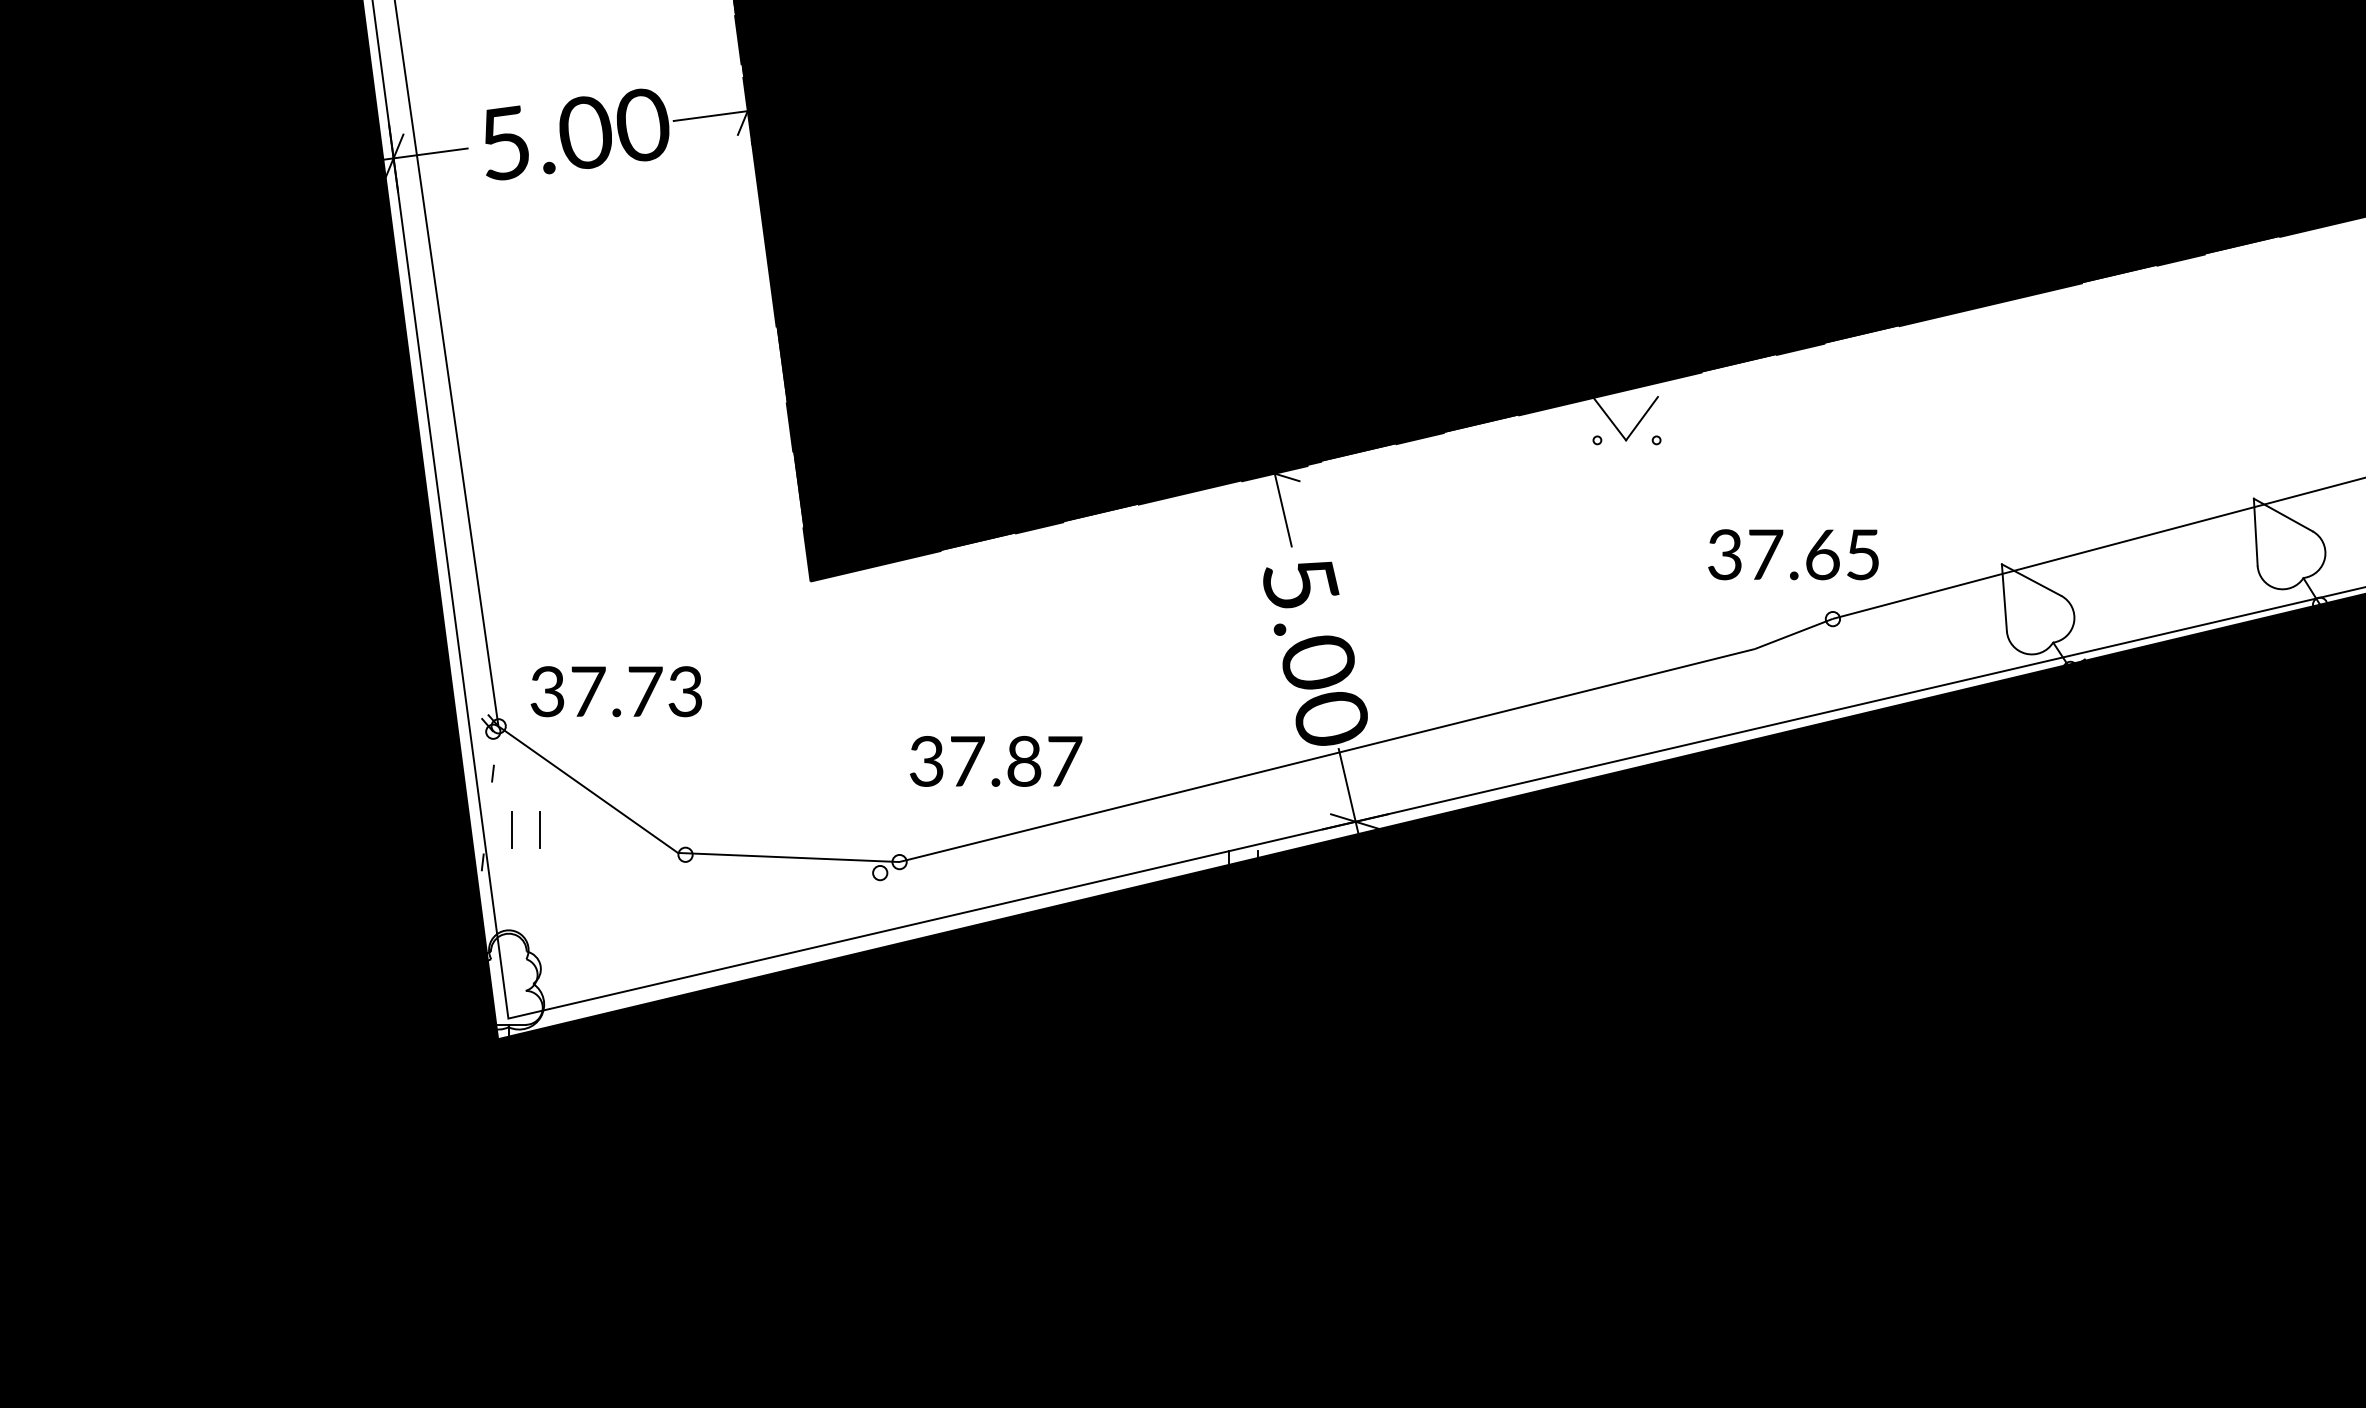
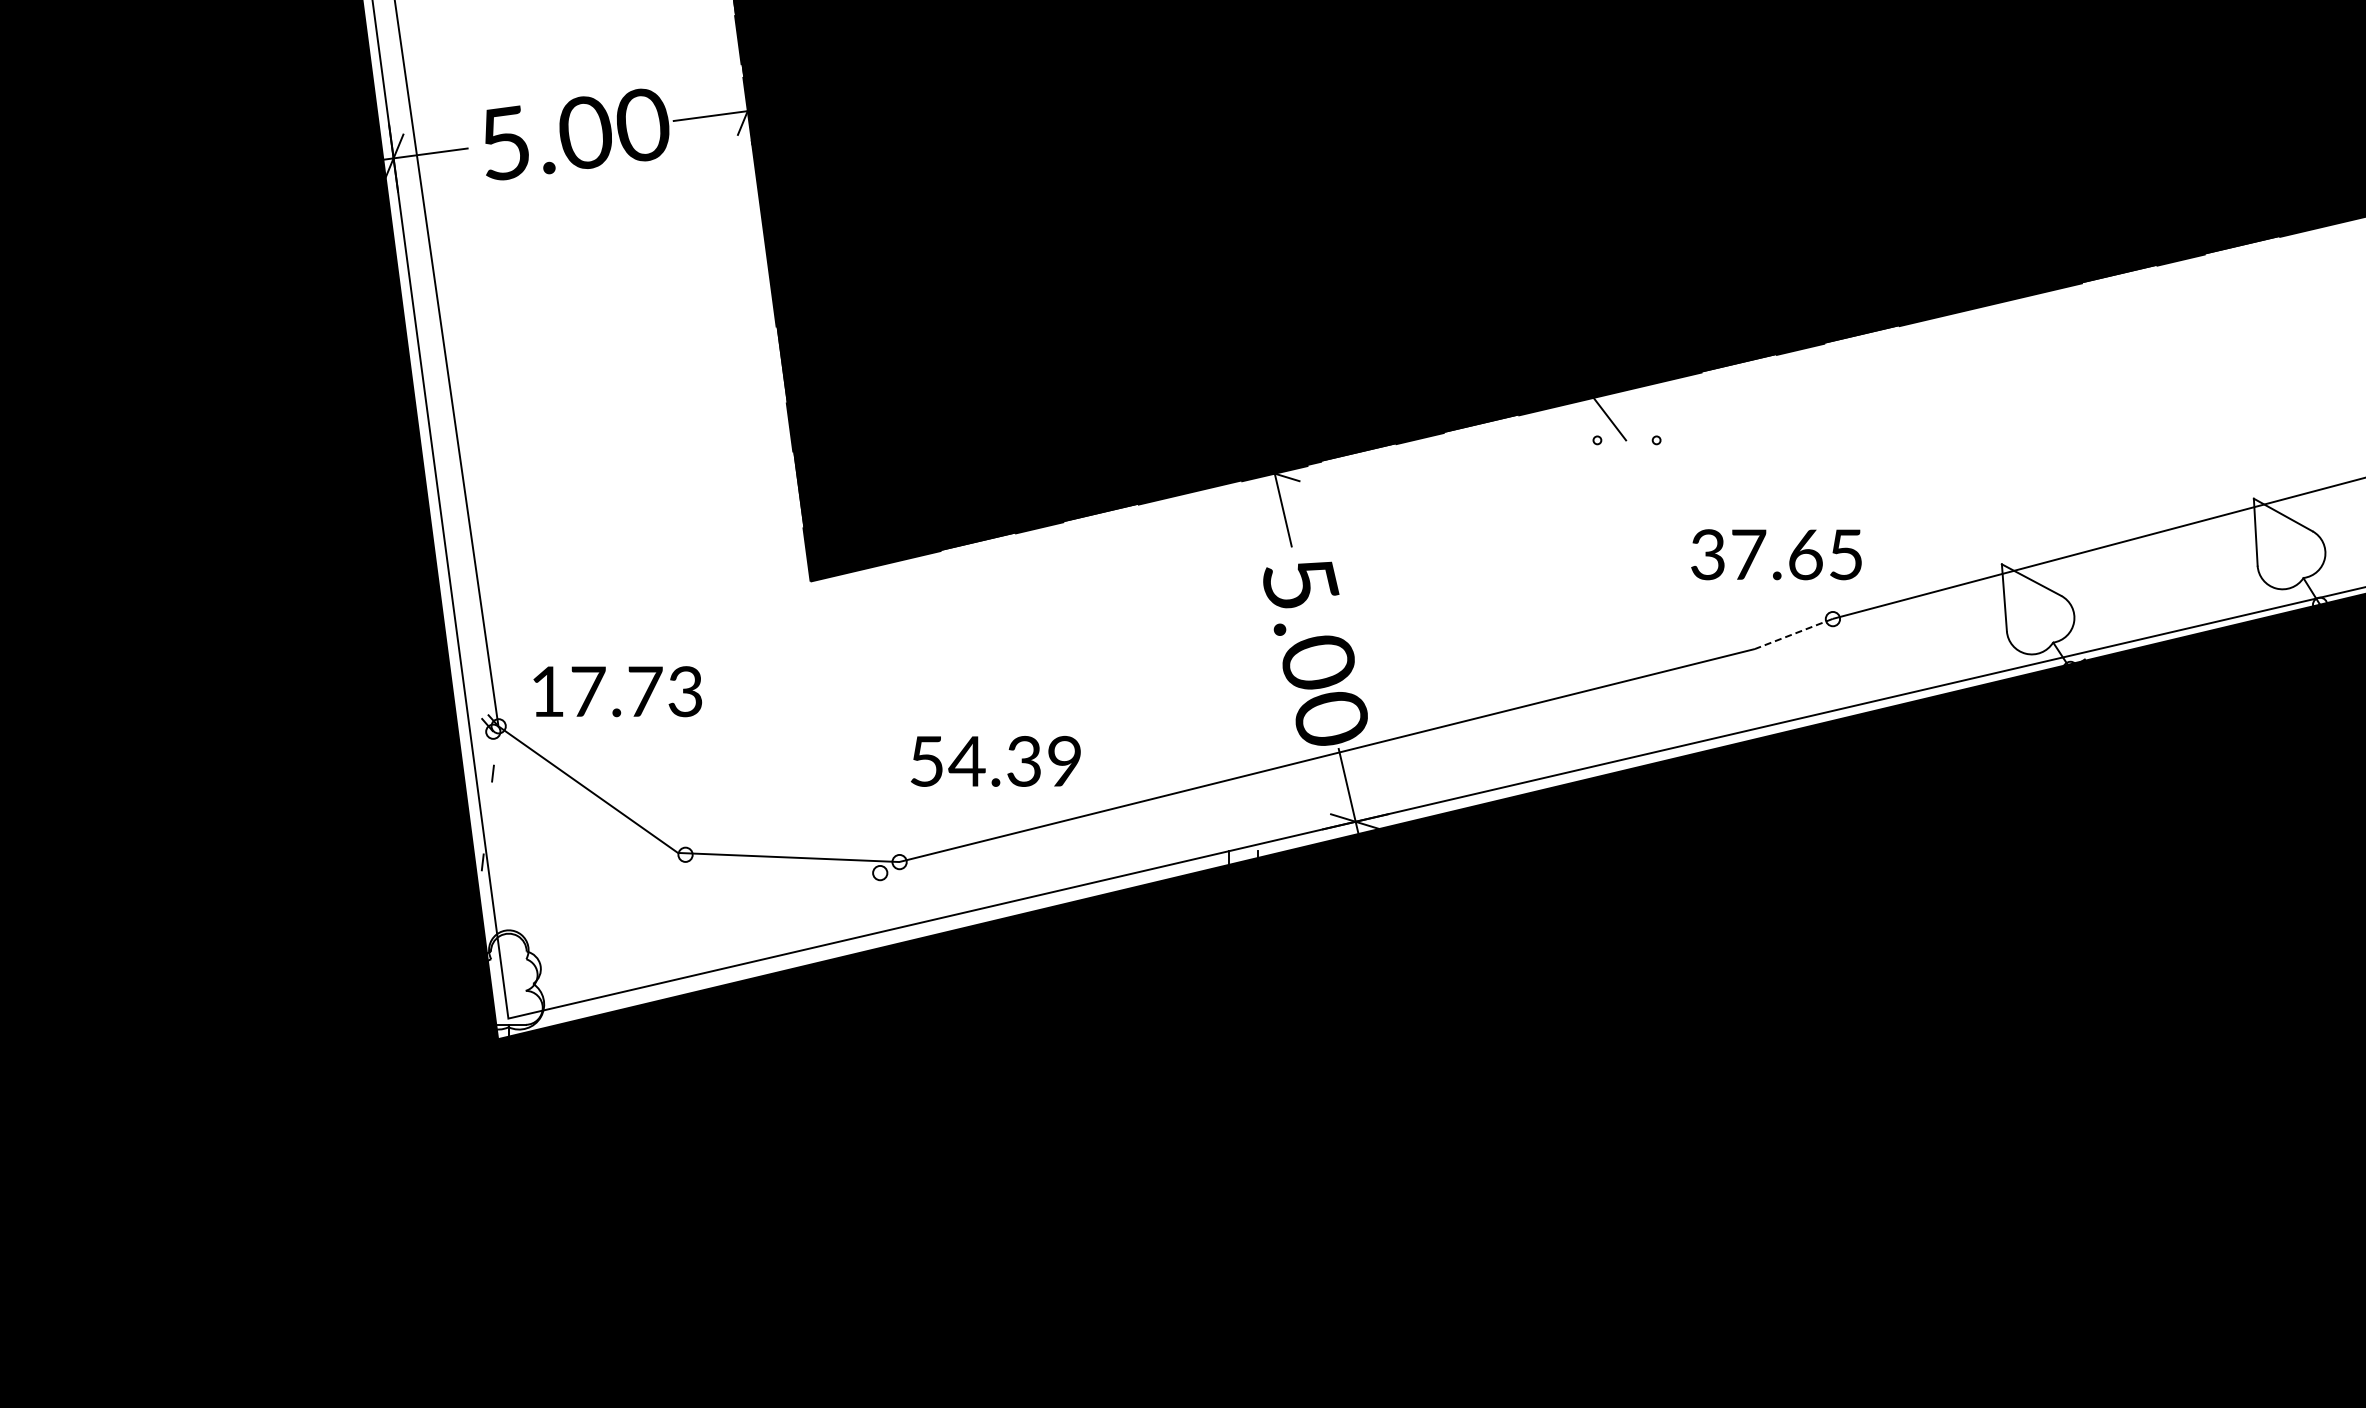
line: present -> none (1641, 418)
text position: (1793, 554) -> (1776, 554) (1776, 554)
line: solid -> dashed (1793, 633)
text: 37.73 -> 17.73 (547, 691)
text: 37.87 -> 54.39 (996, 760)
line: present -> none (511, 829)
line: present -> none (540, 829)
